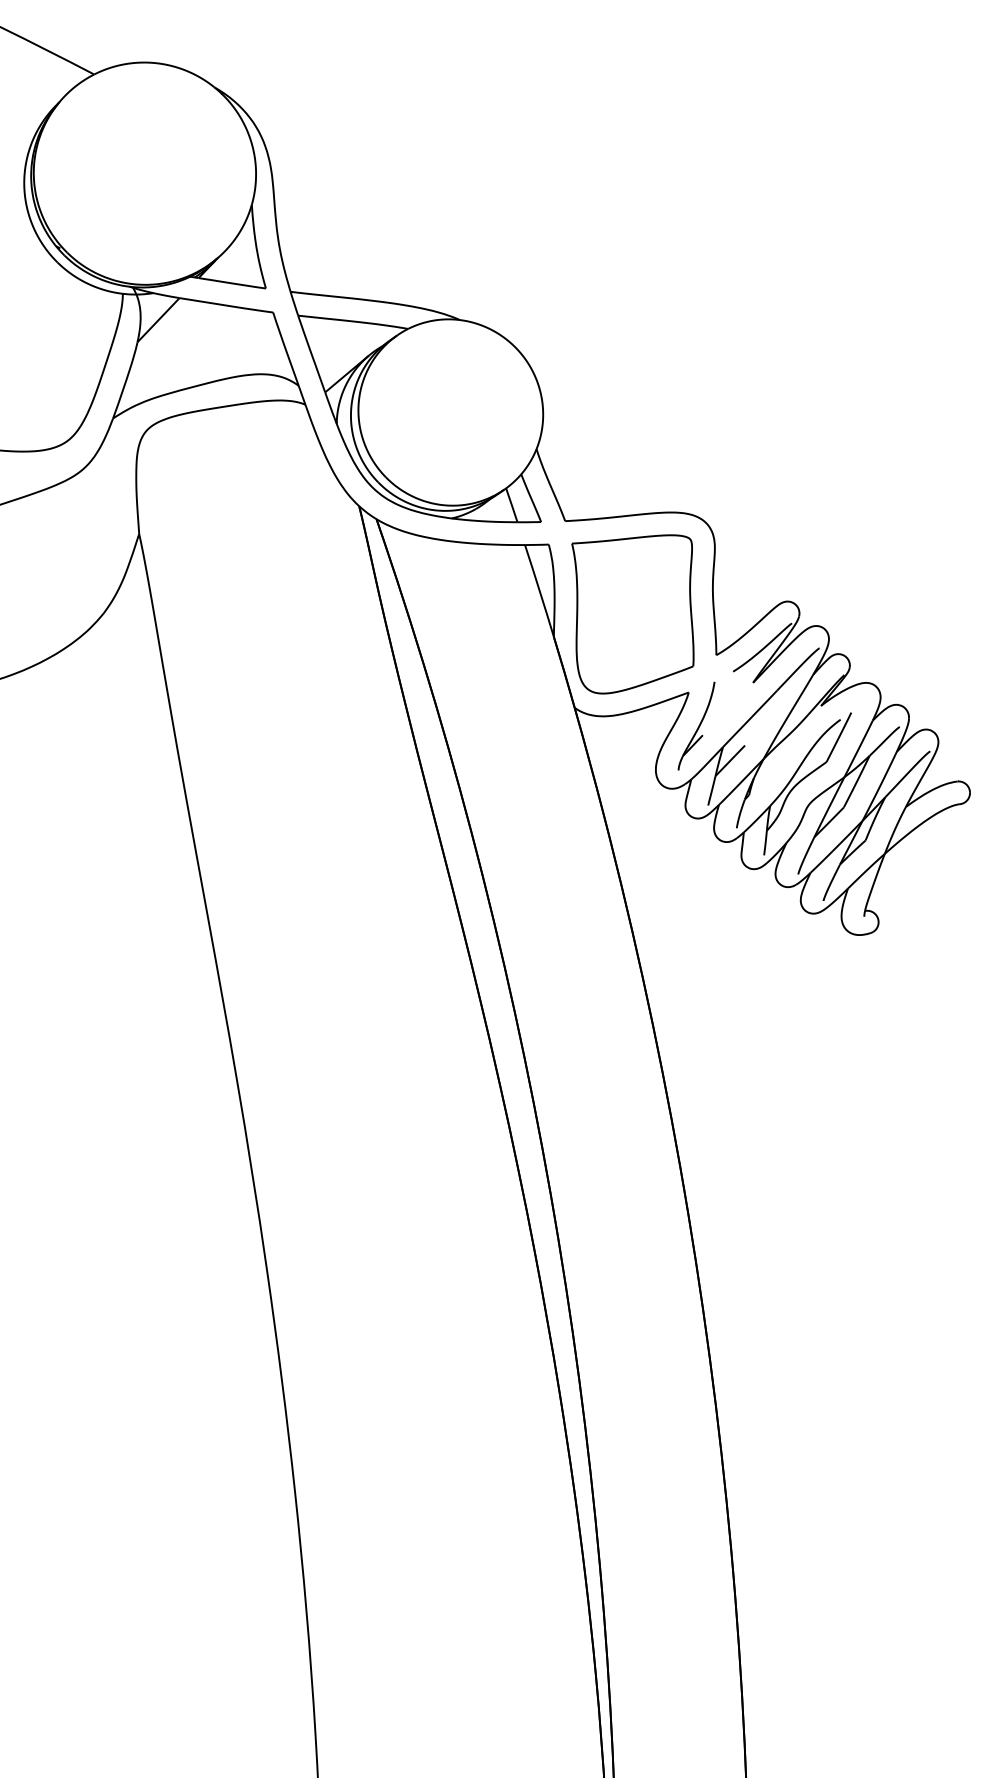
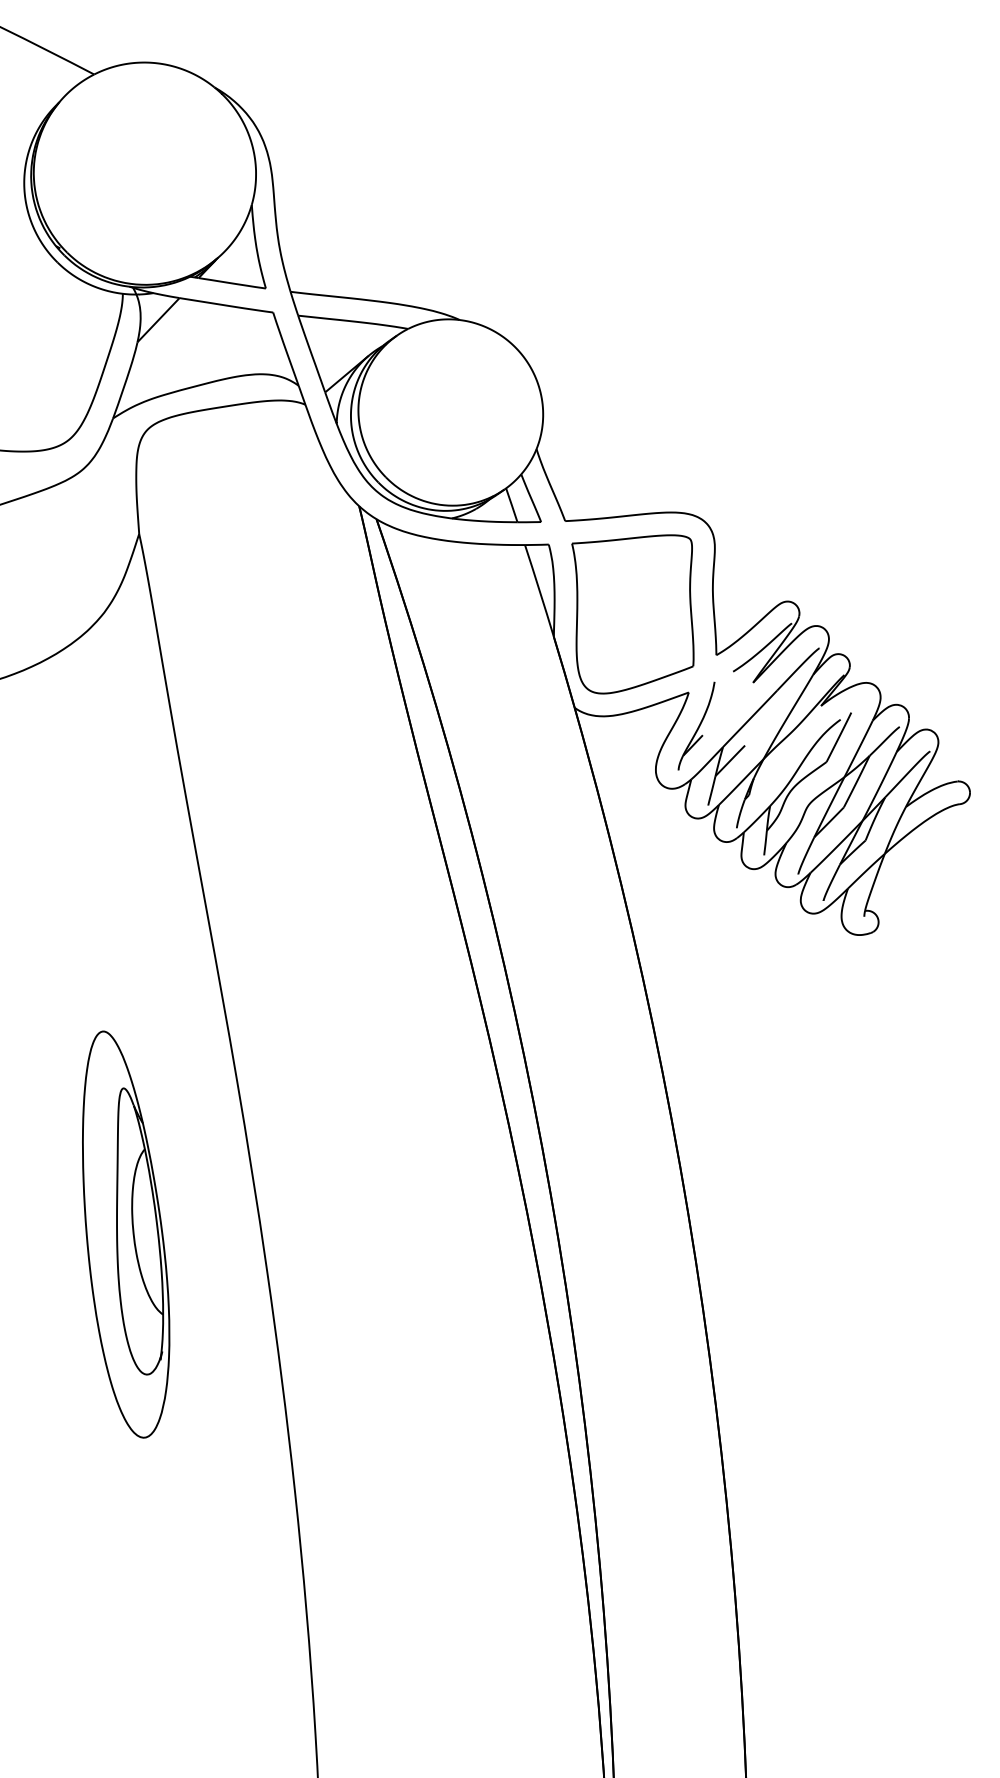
part: none -> present (126, 1234)
